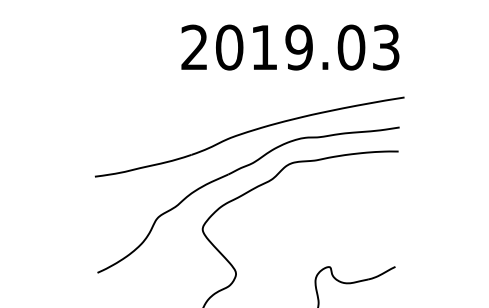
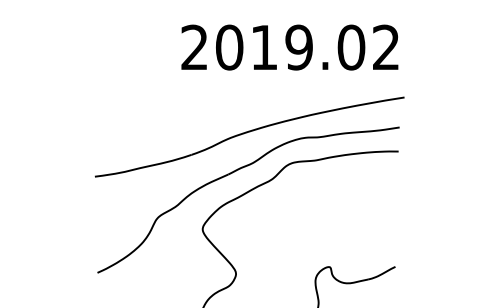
text: 2019.03 -> 2019.02 (386, 47)
